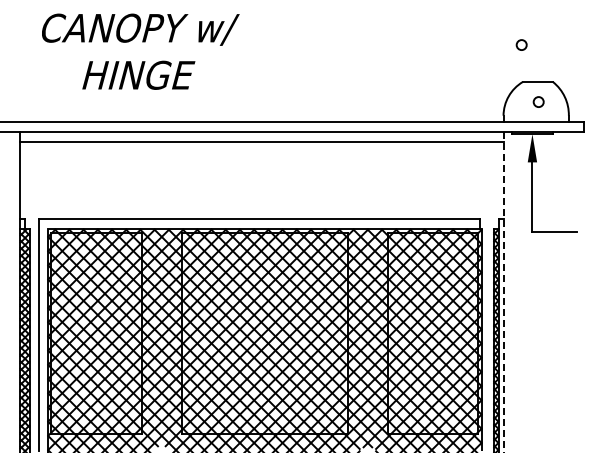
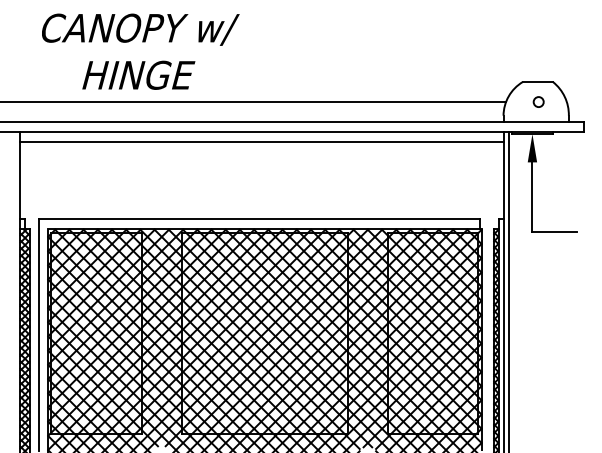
circle: present -> none (521, 44)
line: none -> present (254, 102)
line: none -> present (508, 290)
line: dashed -> solid (503, 292)
